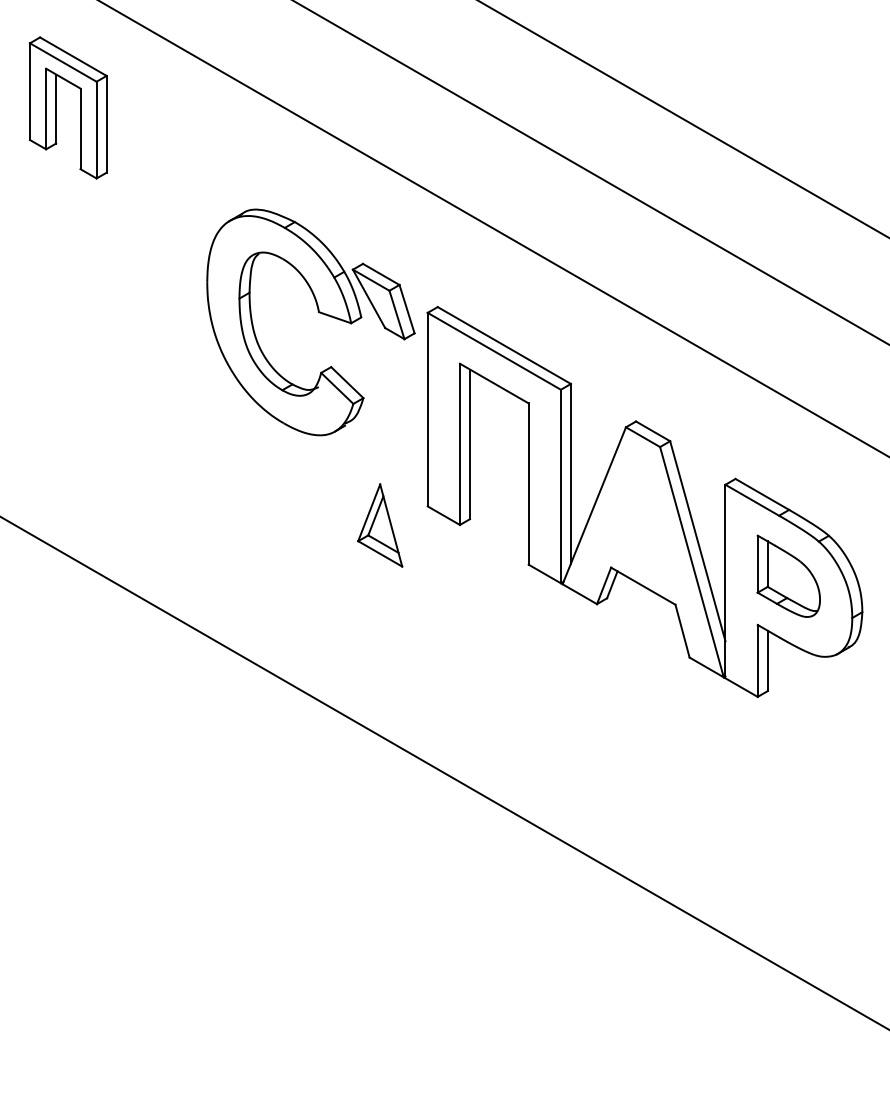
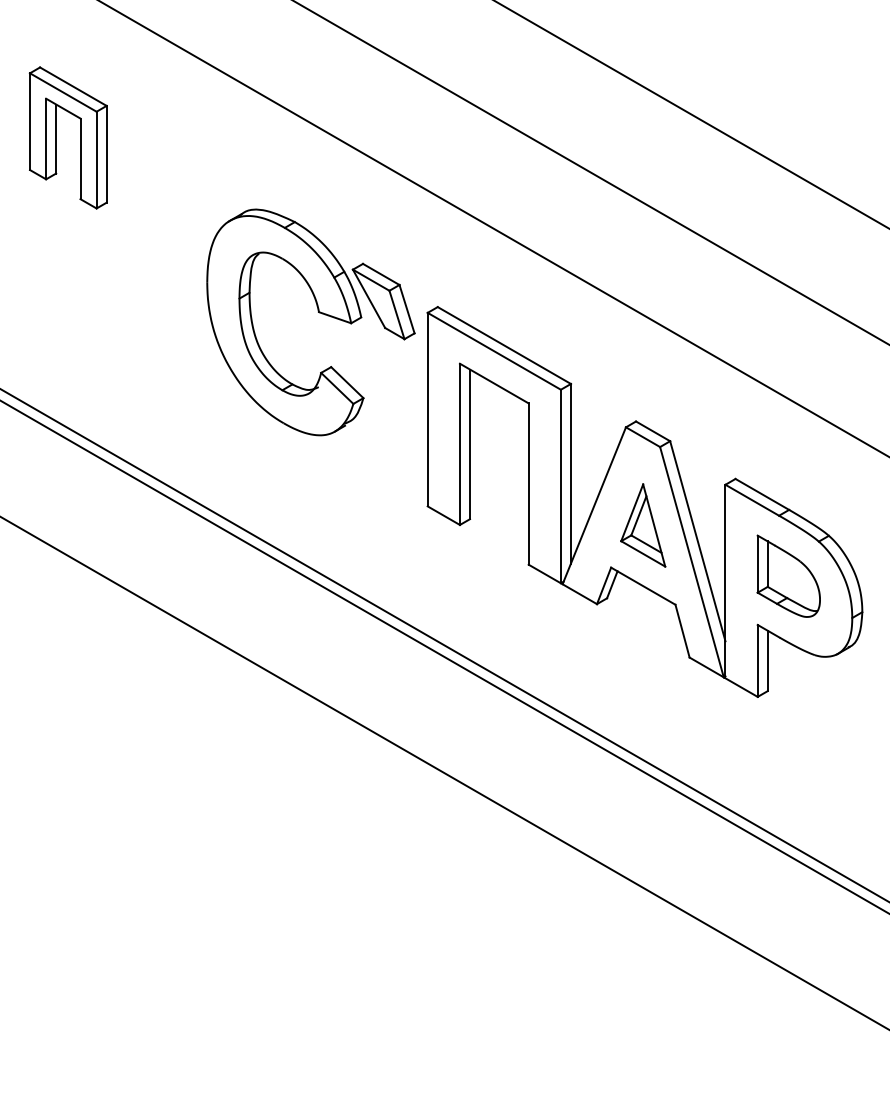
part position: (56, 107) -> (56, 137) (56, 137)
line position: (683, 119) -> (691, 114) (691, 114)
part position: (380, 525) -> (643, 525) (643, 525)
line: none -> present (444, 645)
line: none -> present (444, 656)
